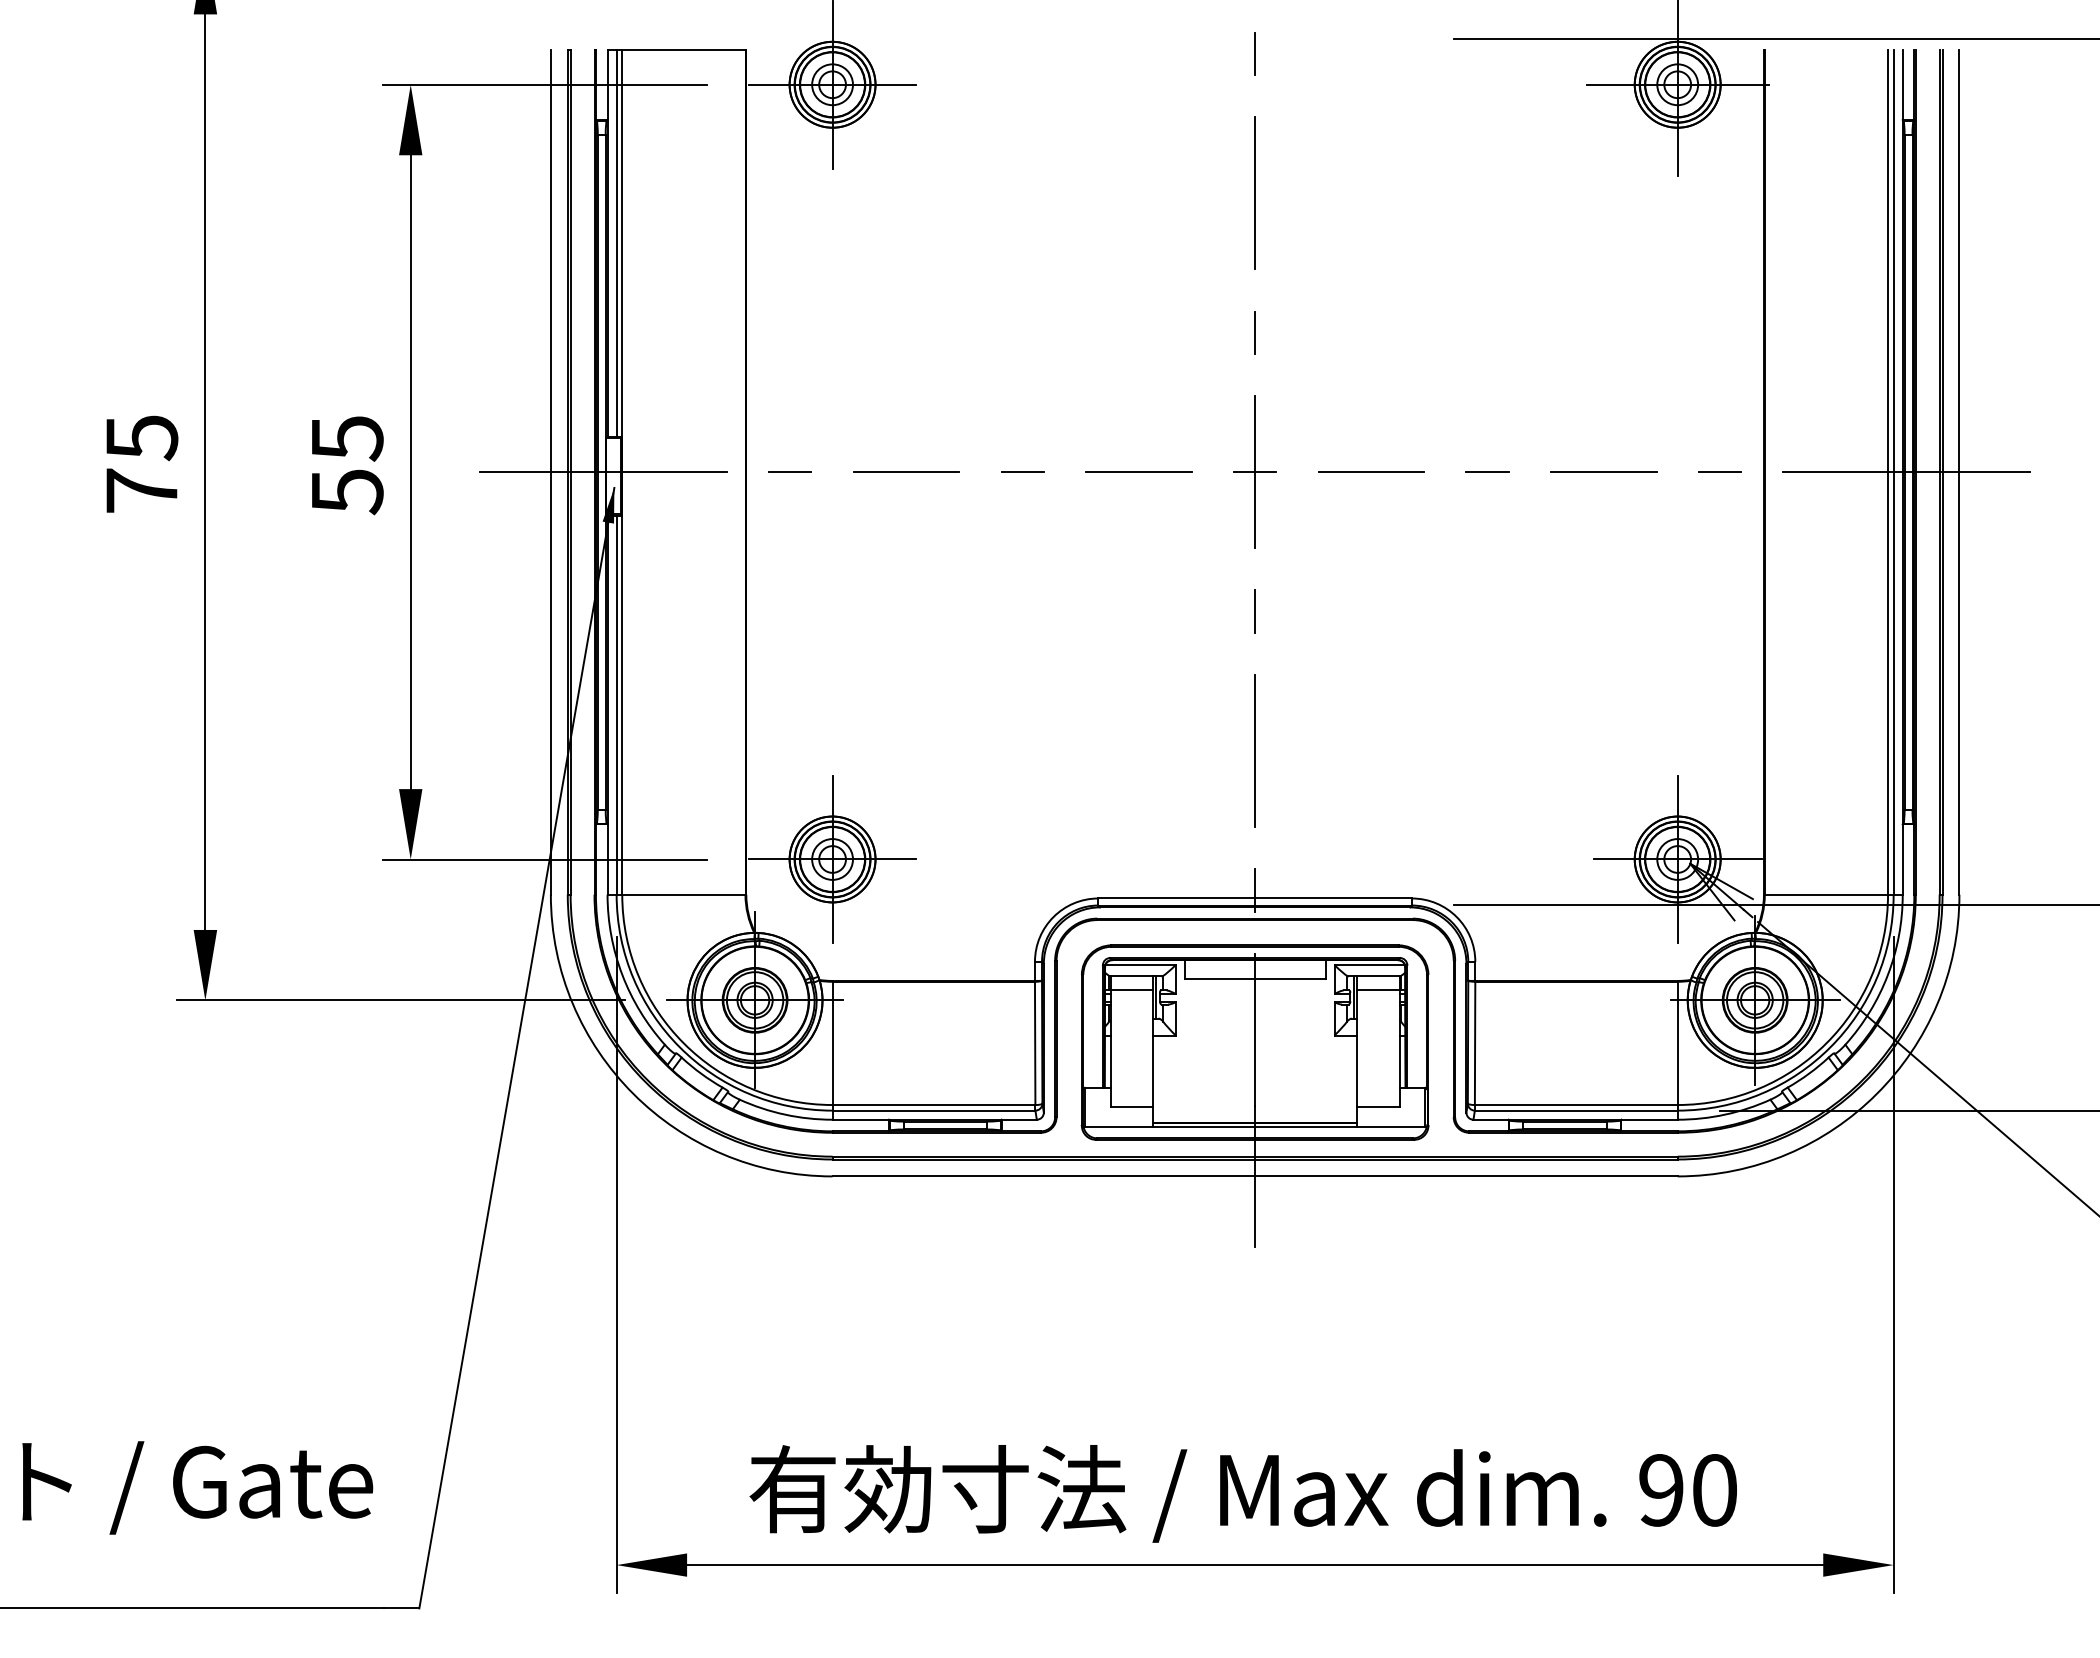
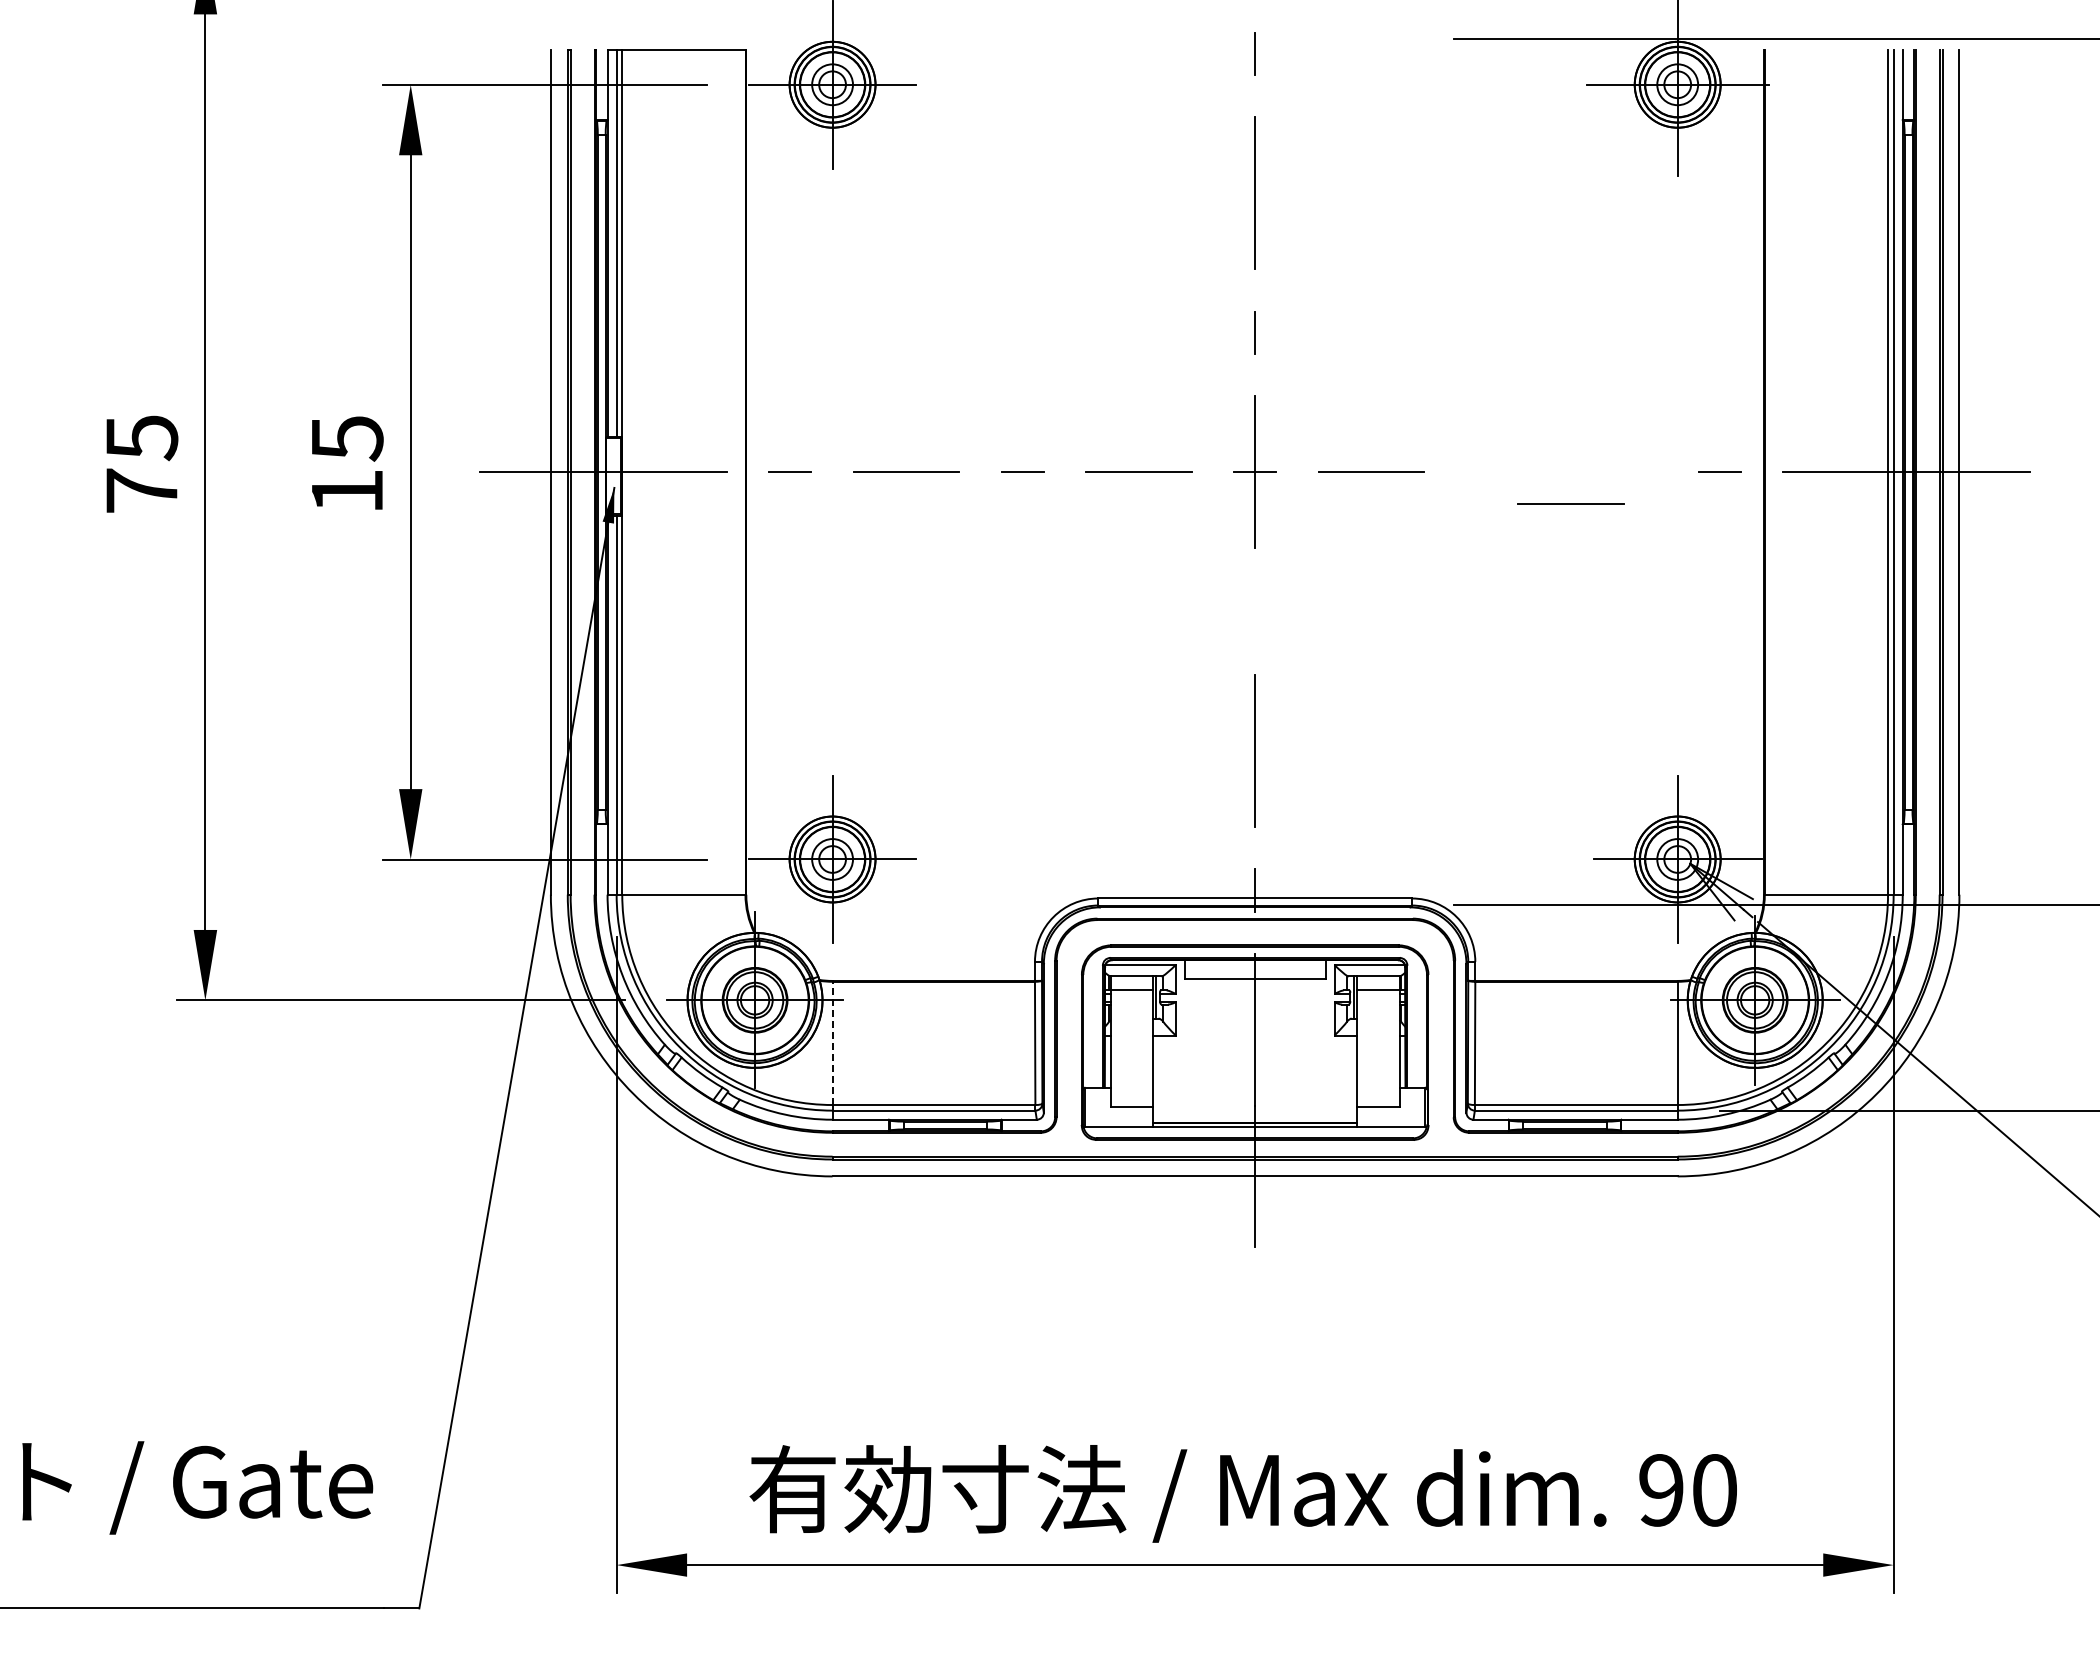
line position: (1603, 471) -> (1570, 503) (1570, 503)
line: present -> none (1487, 472)
text: 55 -> 15 (347, 492)
line: present -> none (1255, 611)
line: solid -> dashed (832, 1043)
